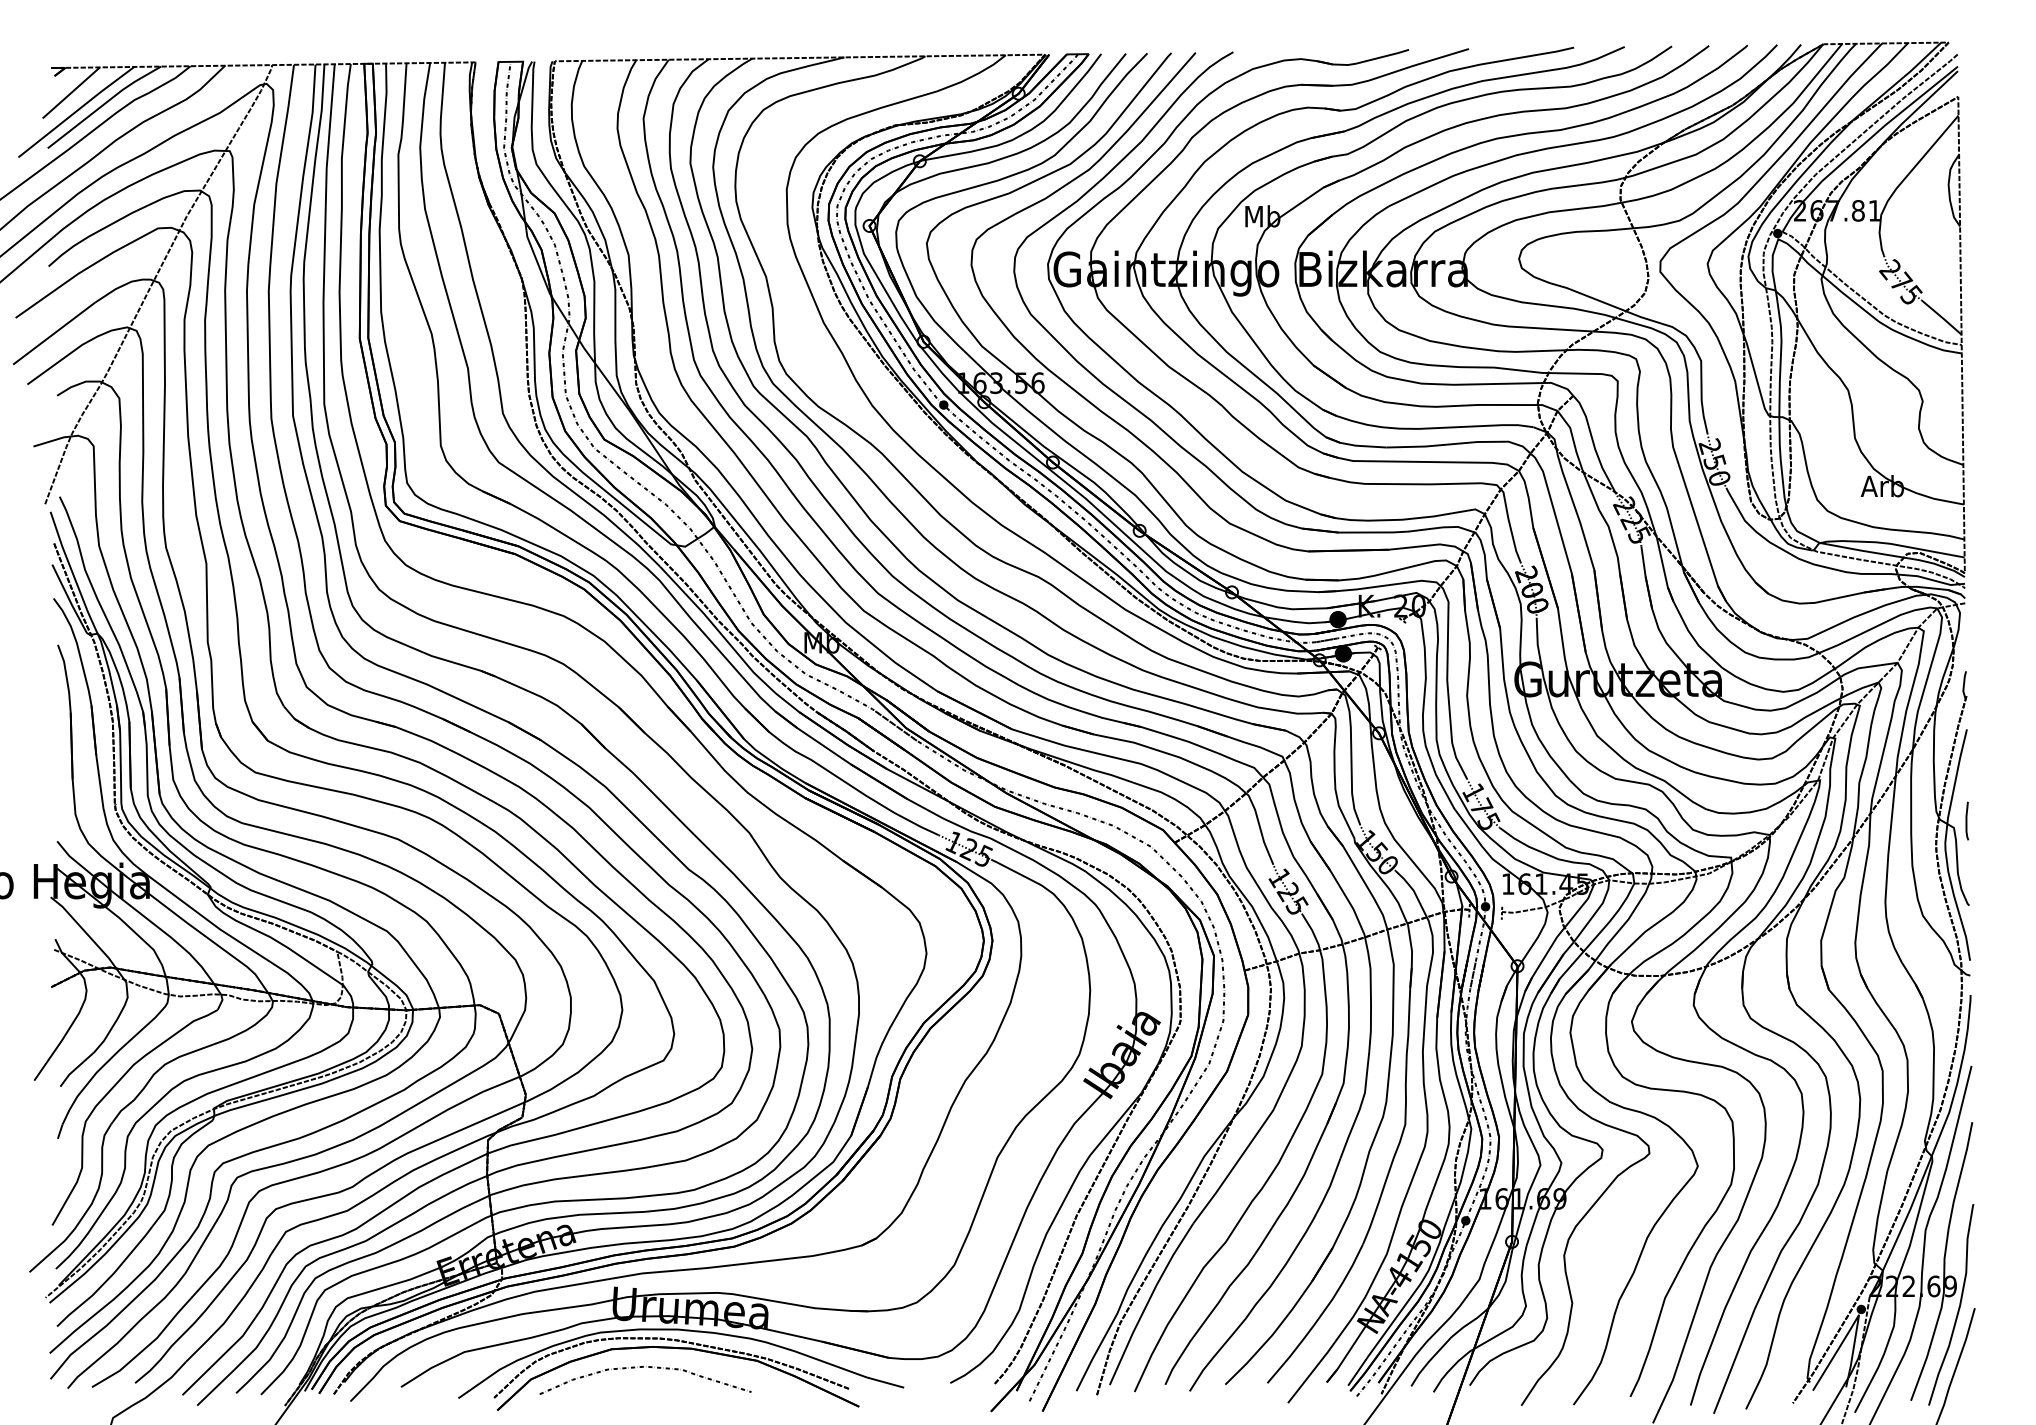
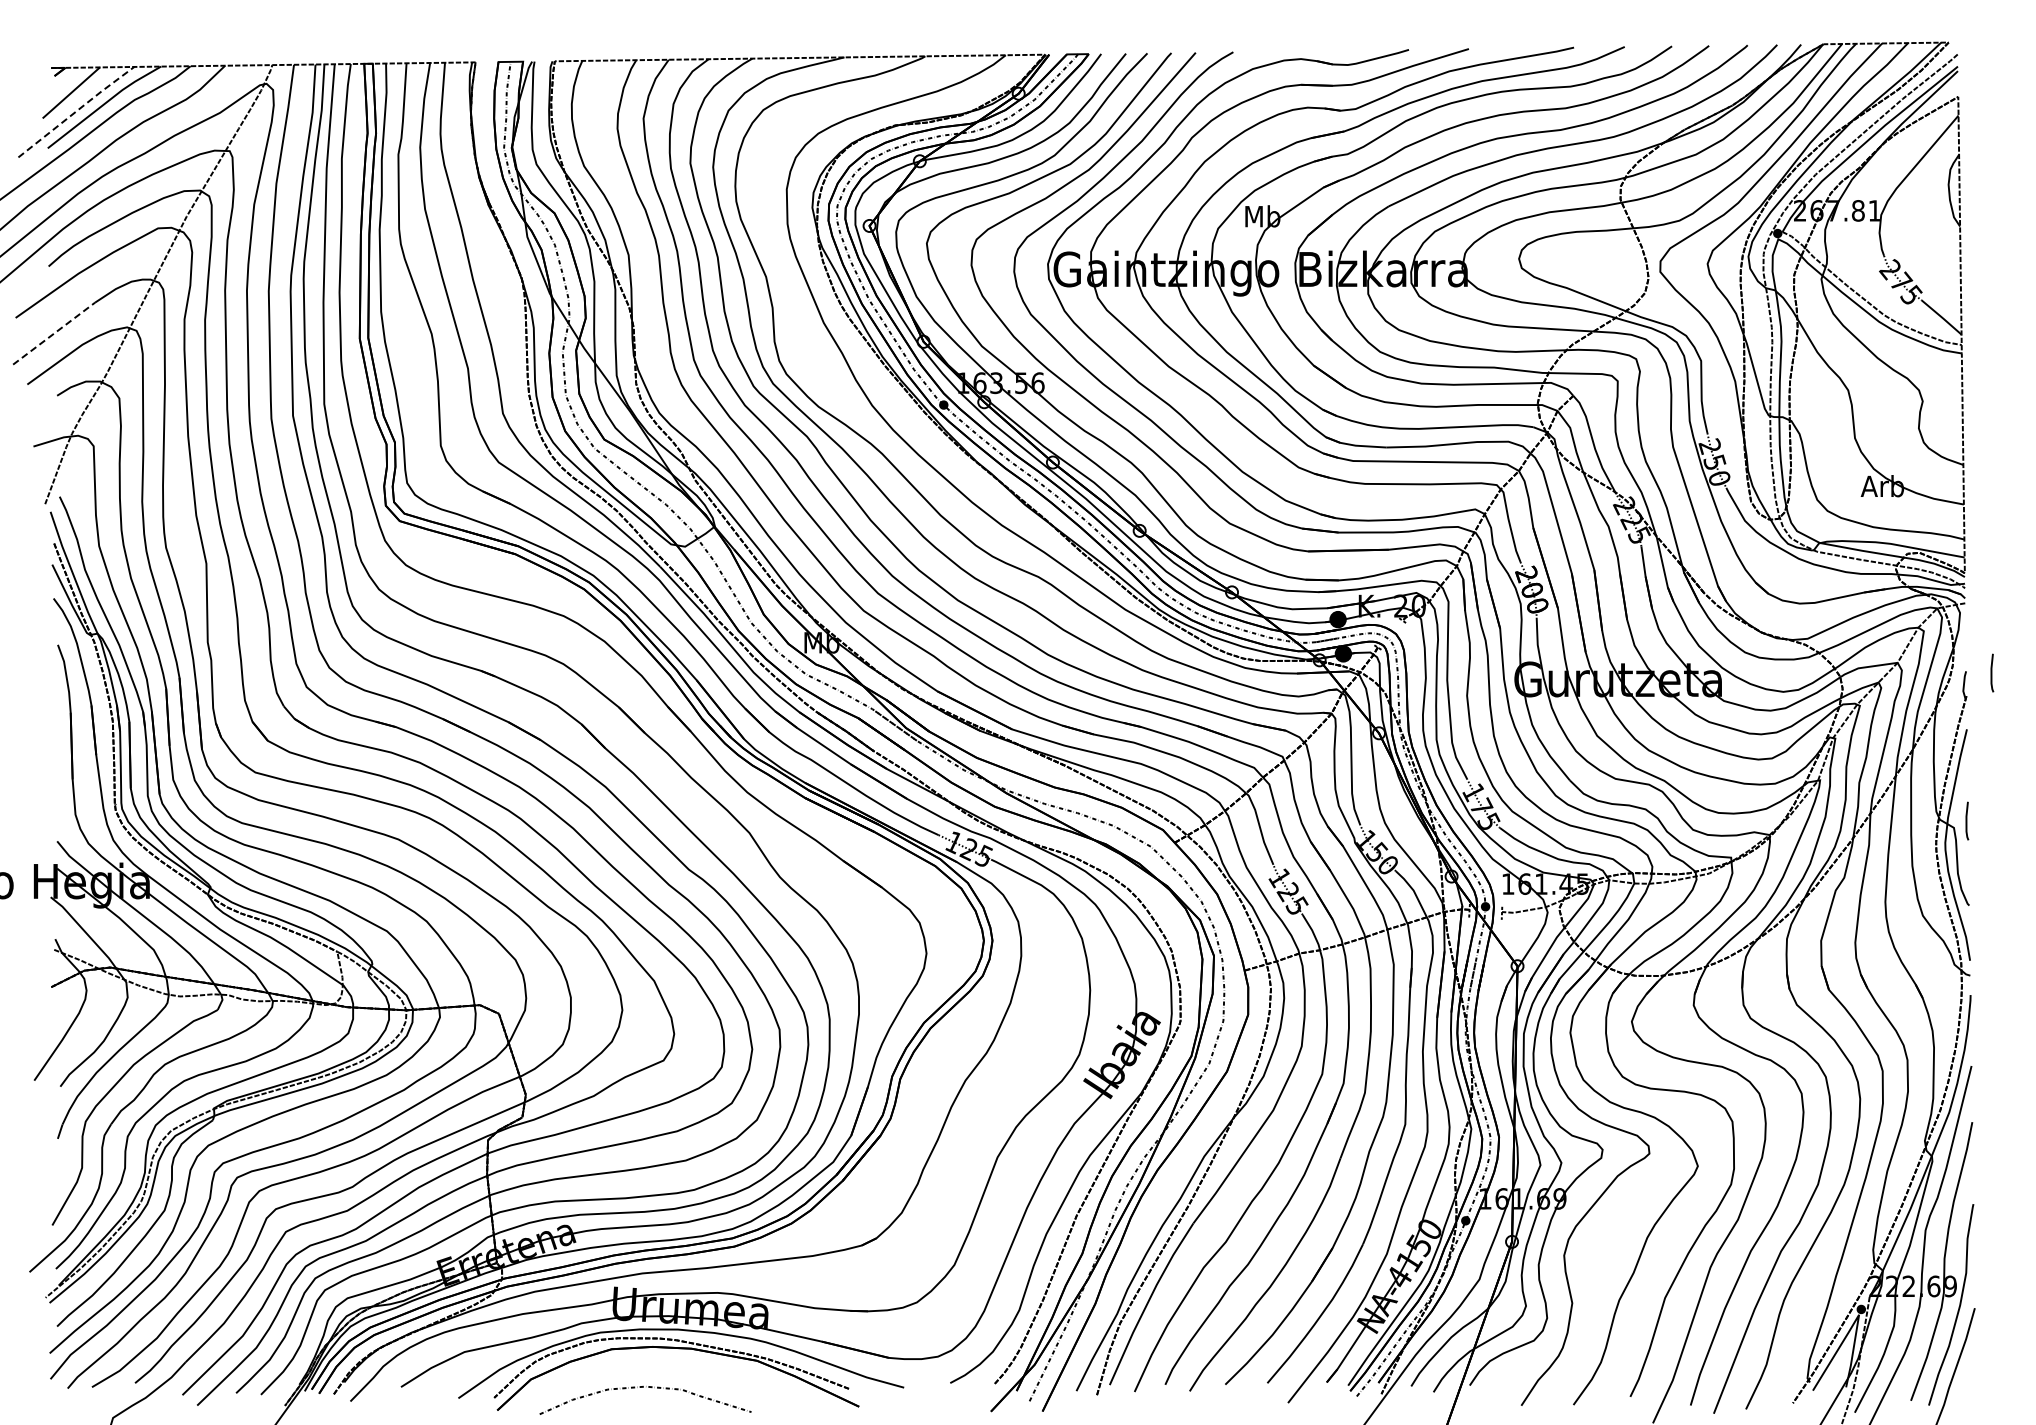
line: solid -> dashed (77, 110)
line: solid -> dashed (54, 333)
line: none -> present (1992, 672)
curve position: (646, 1367) -> (646, 1387) (646, 1387)
